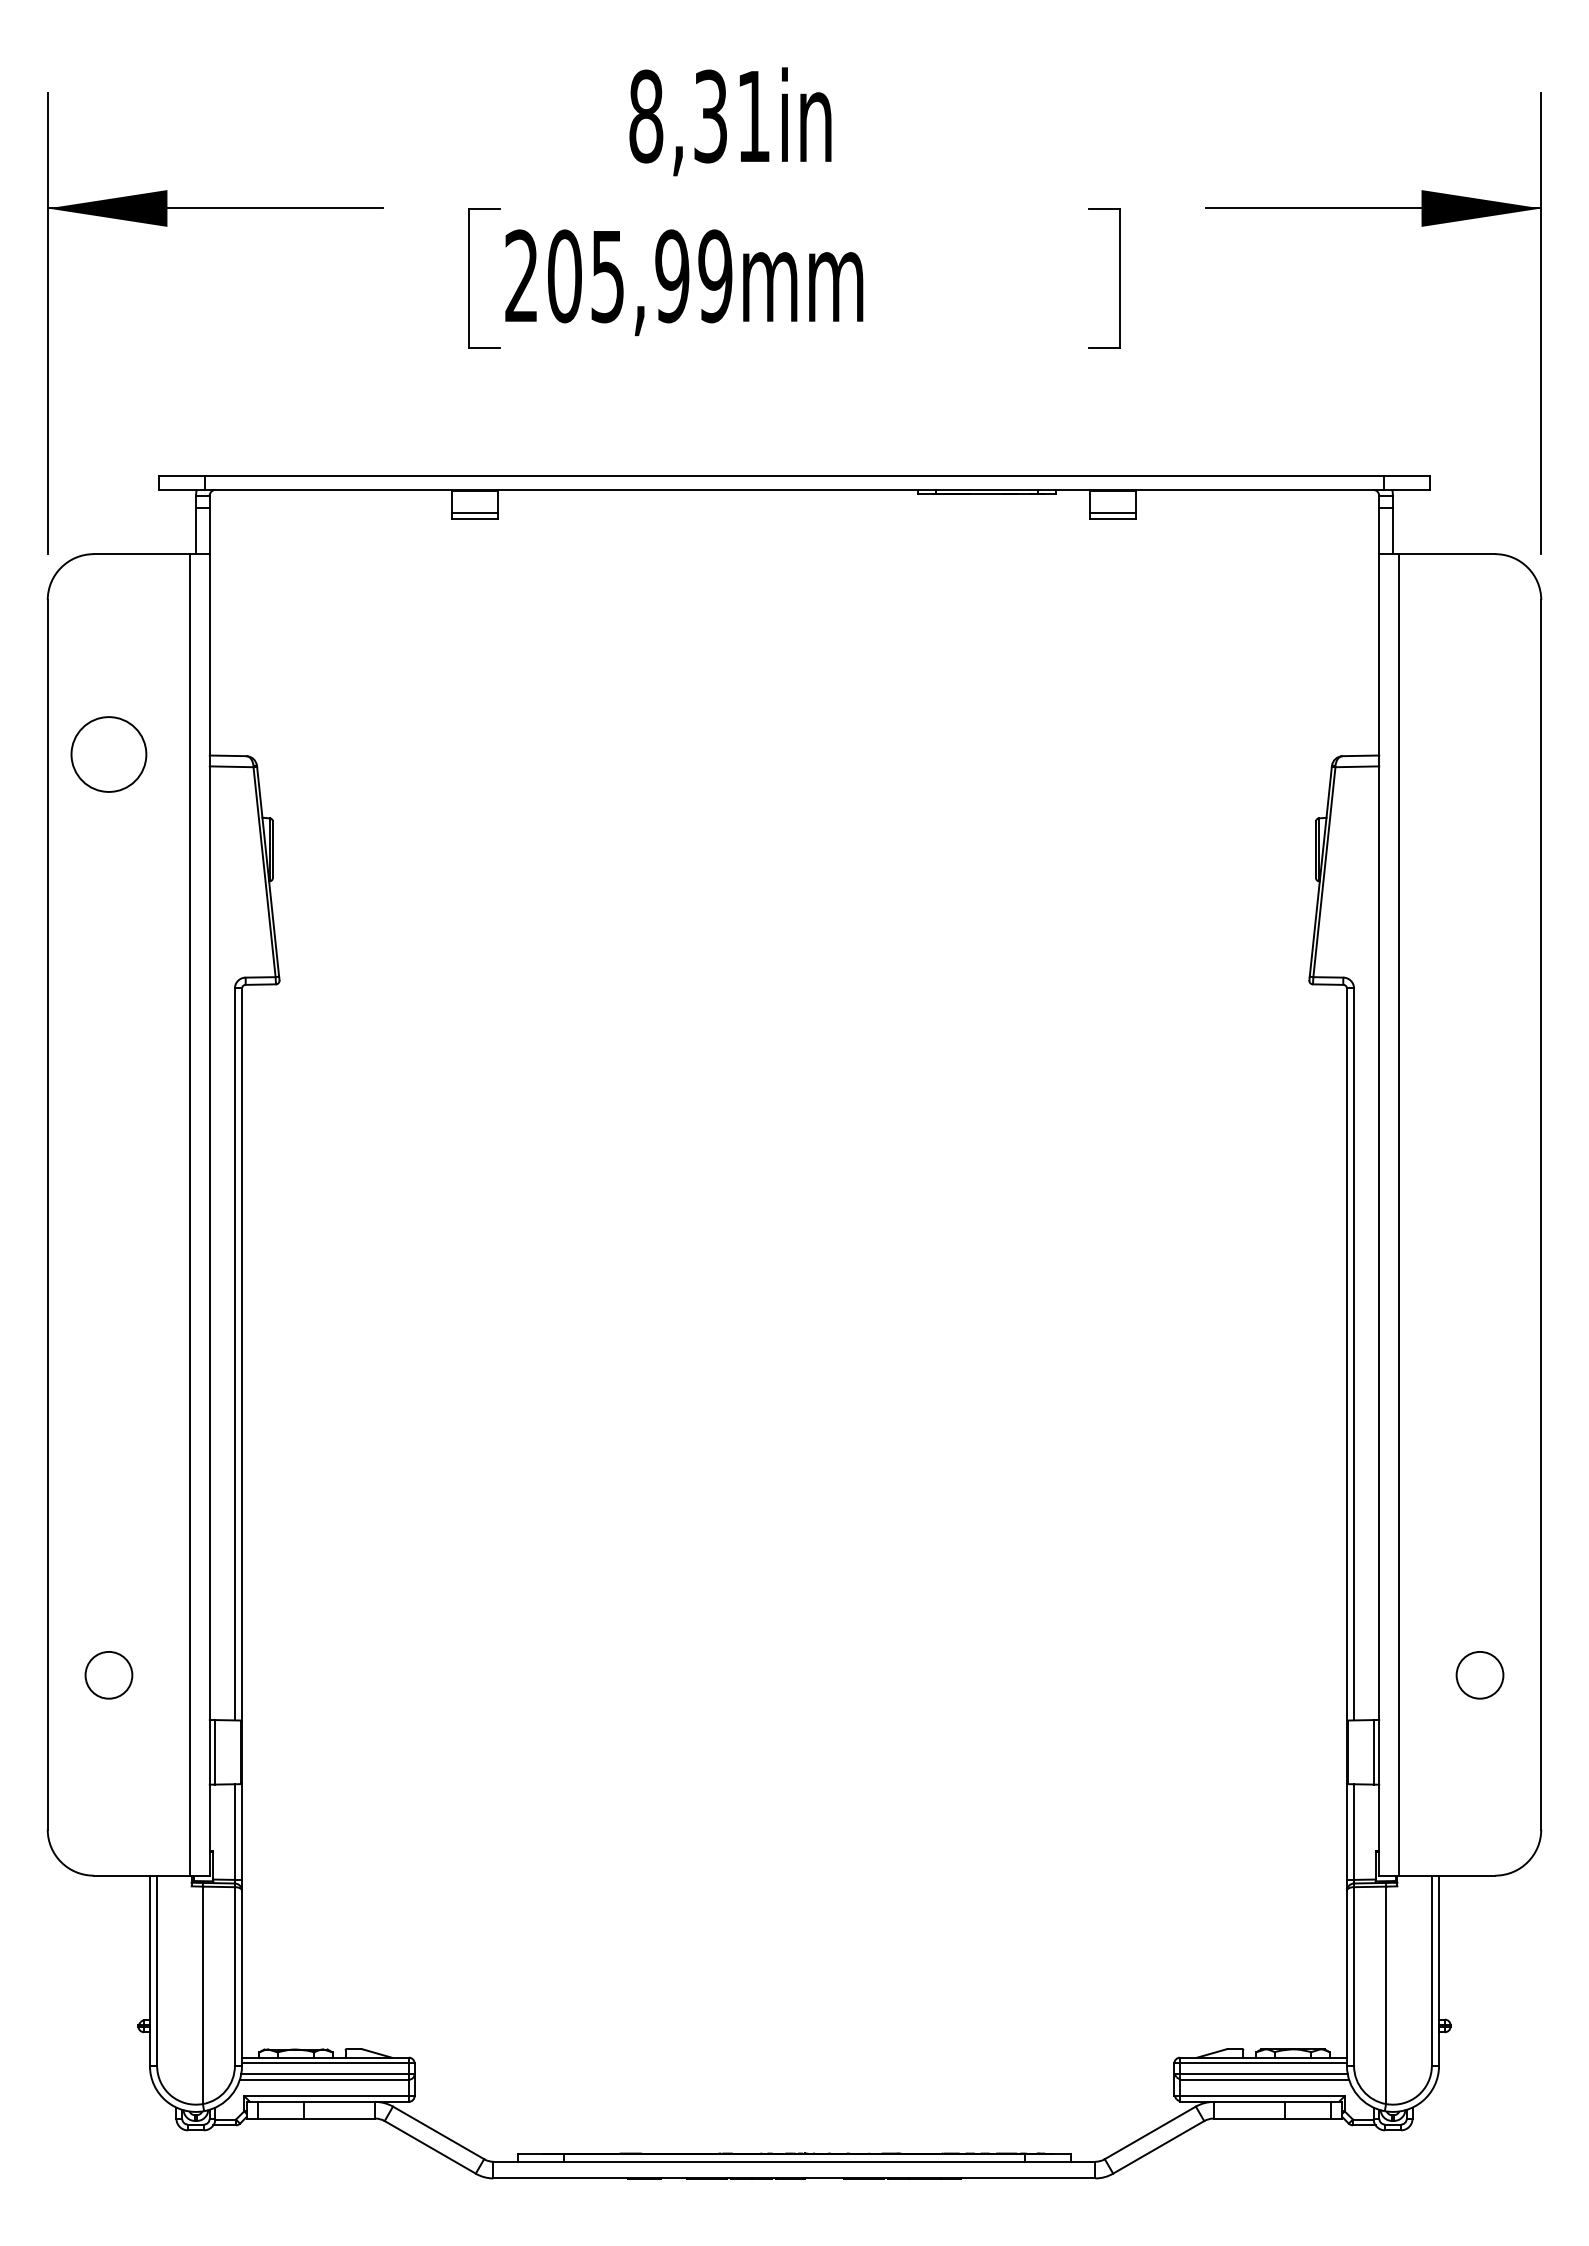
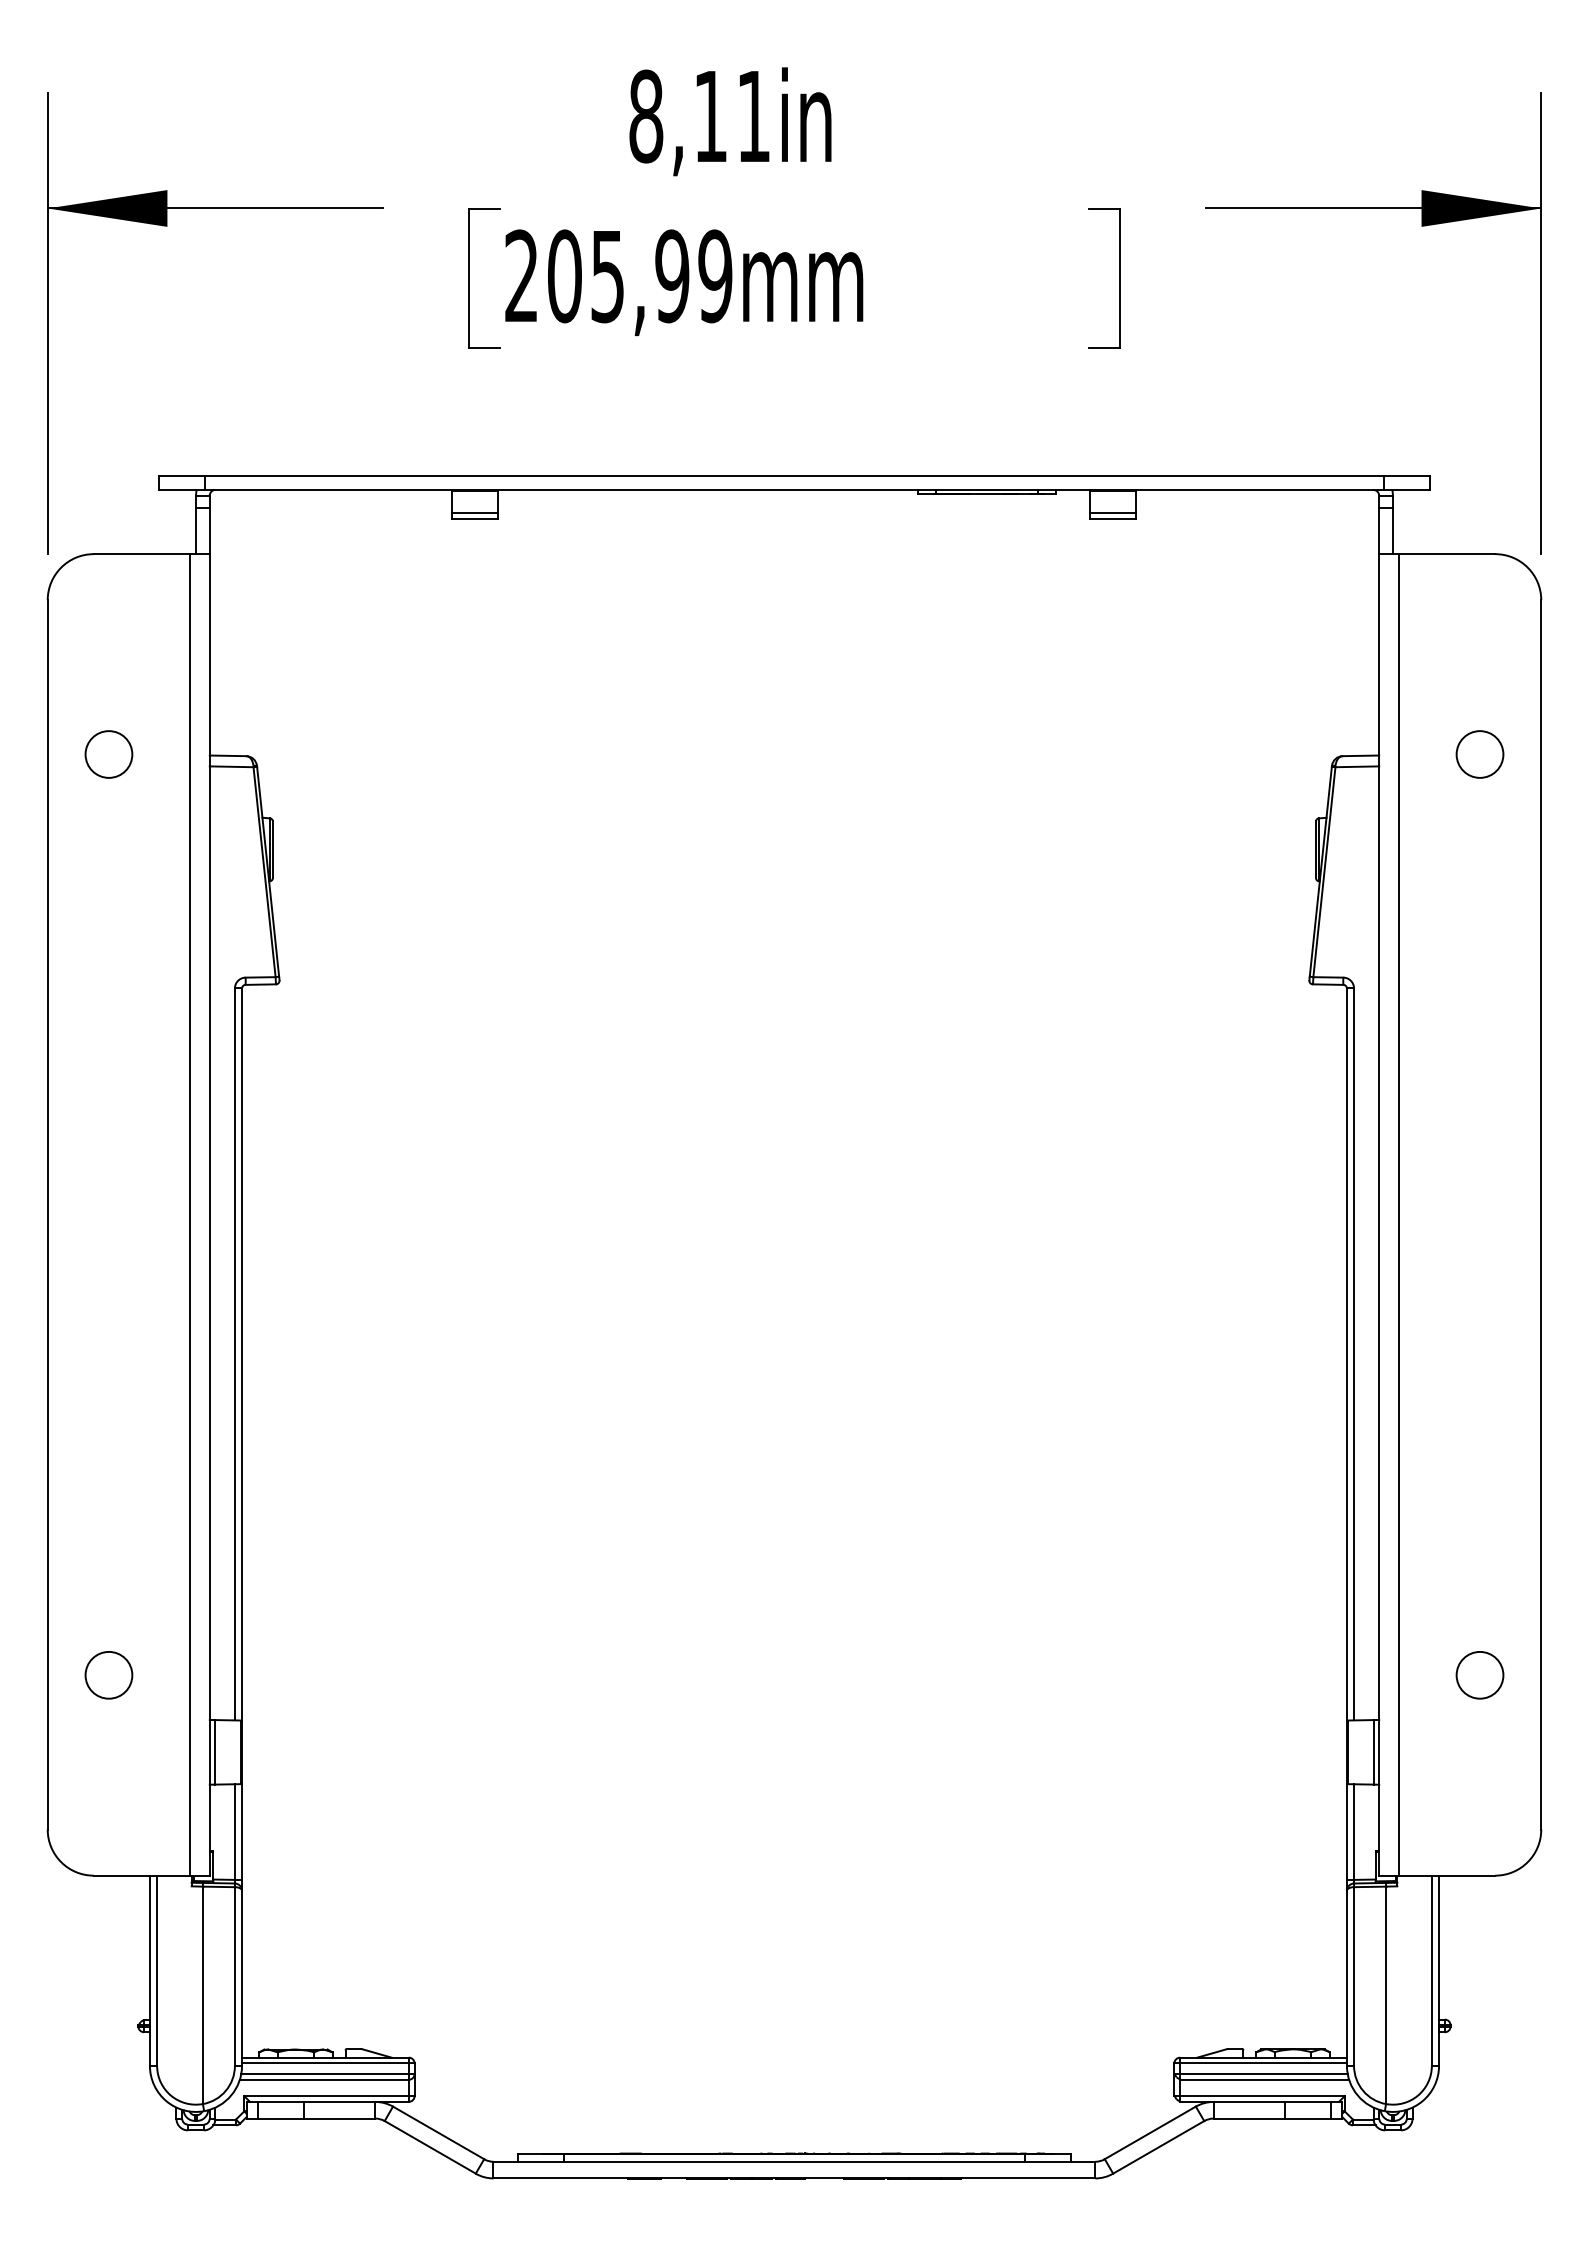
text: 8,31in -> 8,11in (710, 116)
circle size: 78x77 px -> 50x49 px (108, 754)
circle: none -> present (1479, 754)
